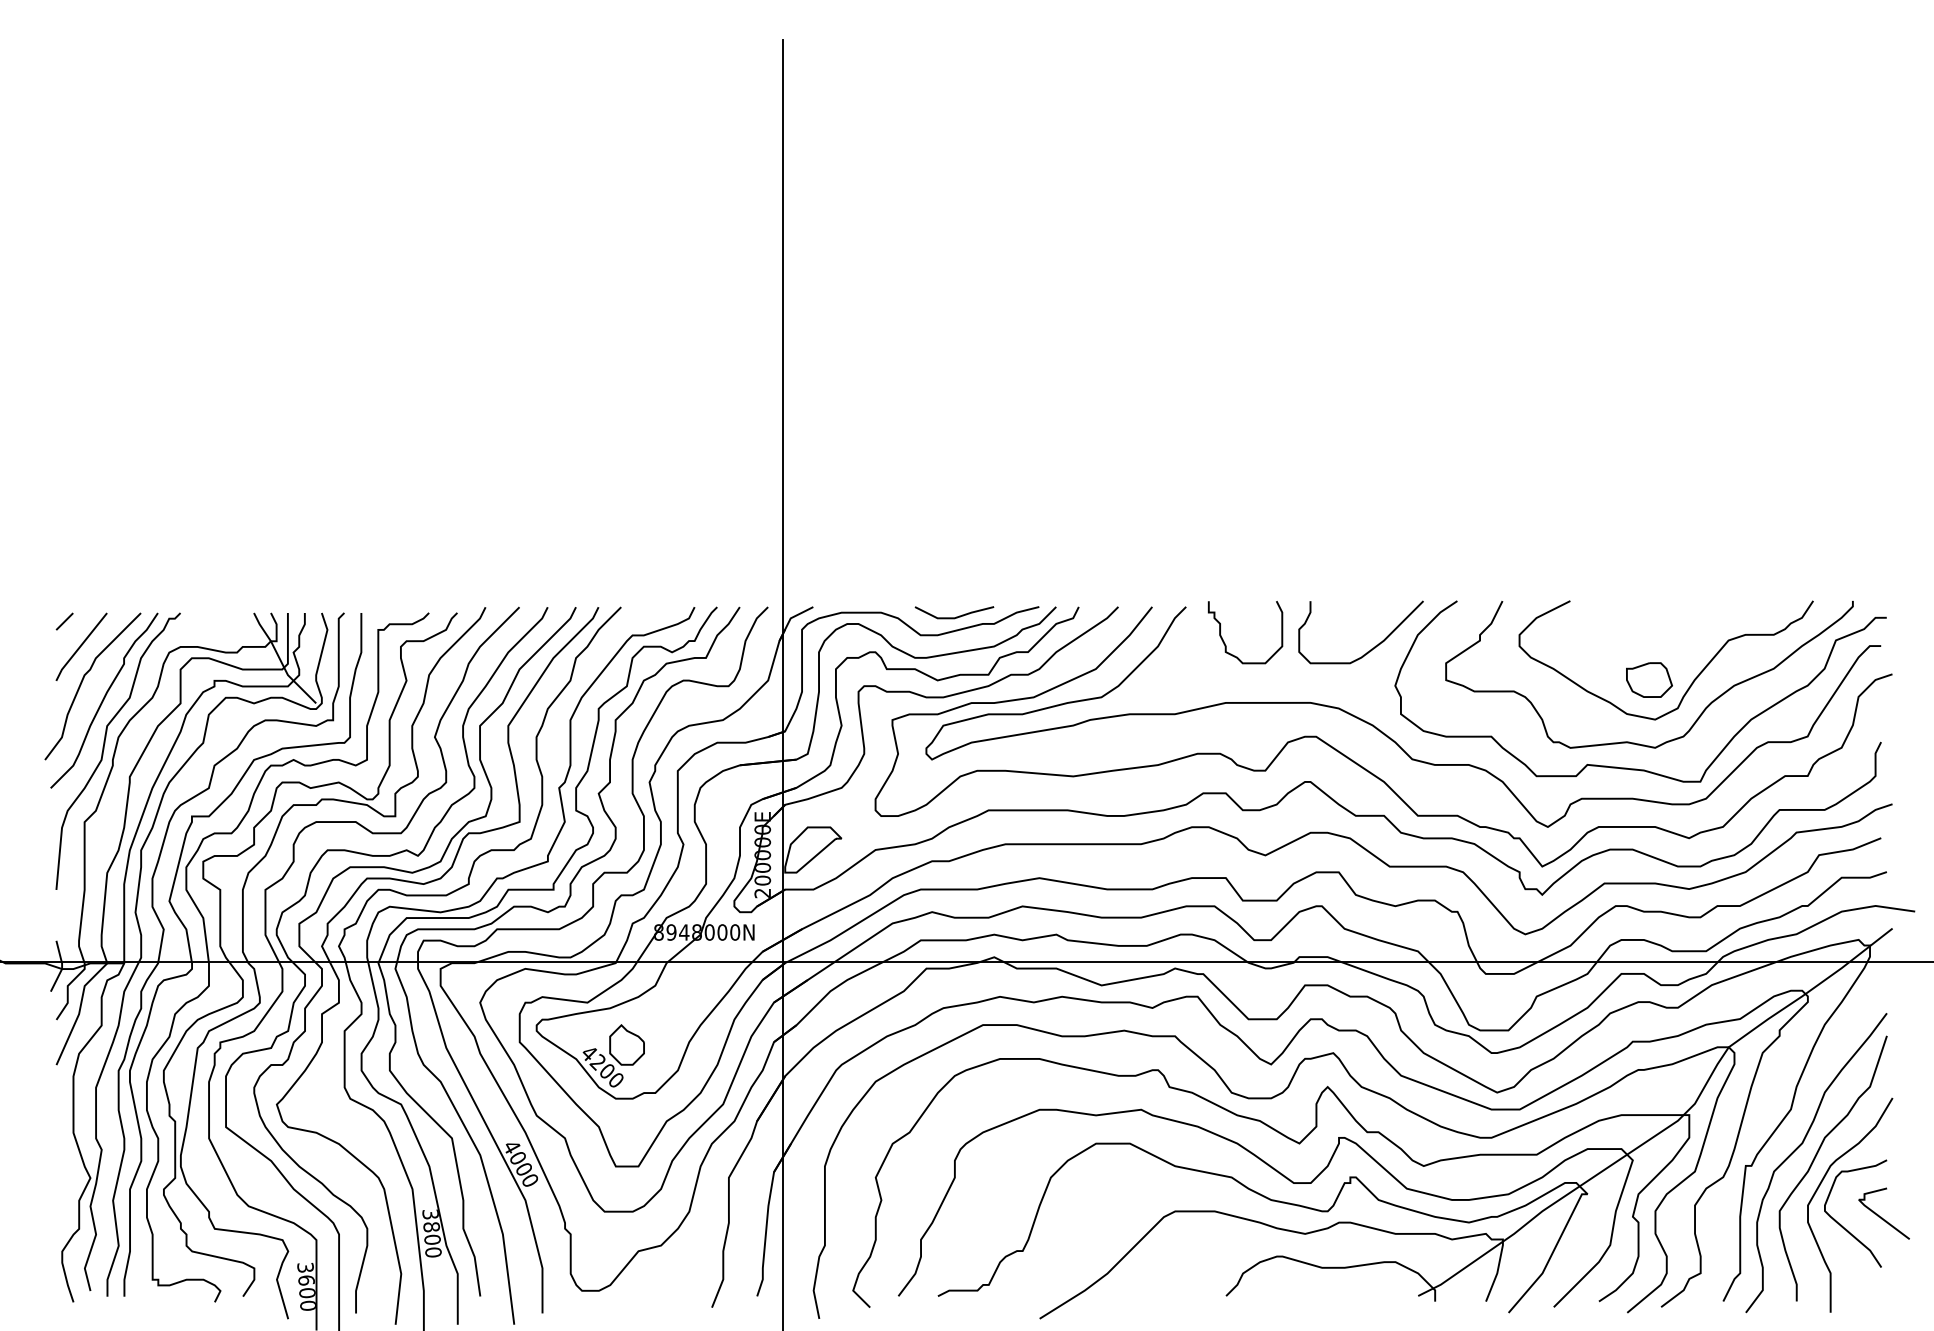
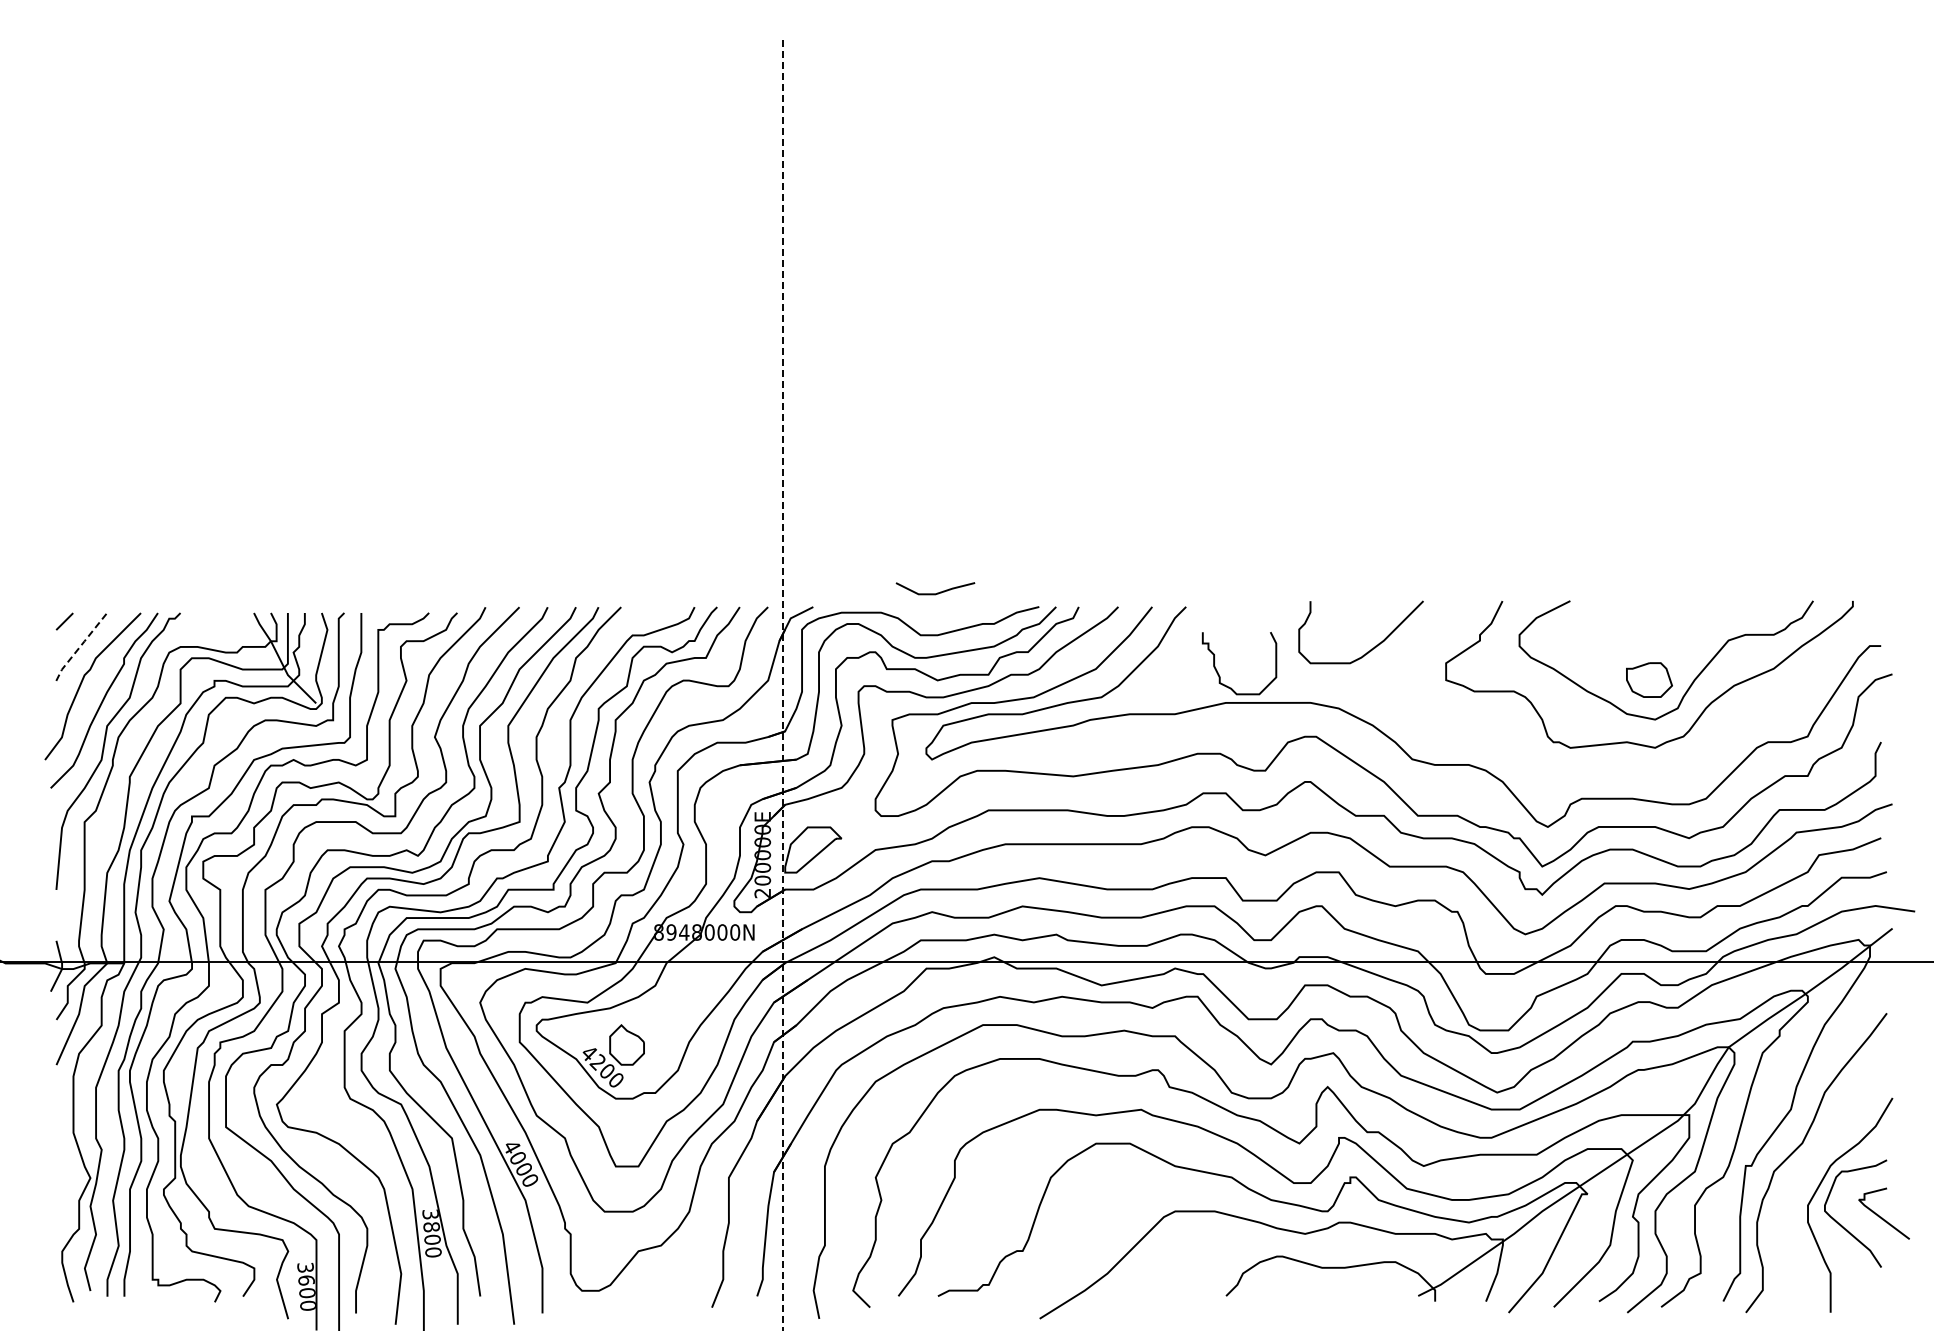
curve position: (956, 616) -> (937, 592) (937, 592)
curve position: (1225, 643) -> (1219, 674) (1219, 674)
line: solid -> dashed (80, 645)
line: solid -> dashed (782, 685)
curve: present -> none (1636, 768)
curve: present -> none (1814, 1160)
